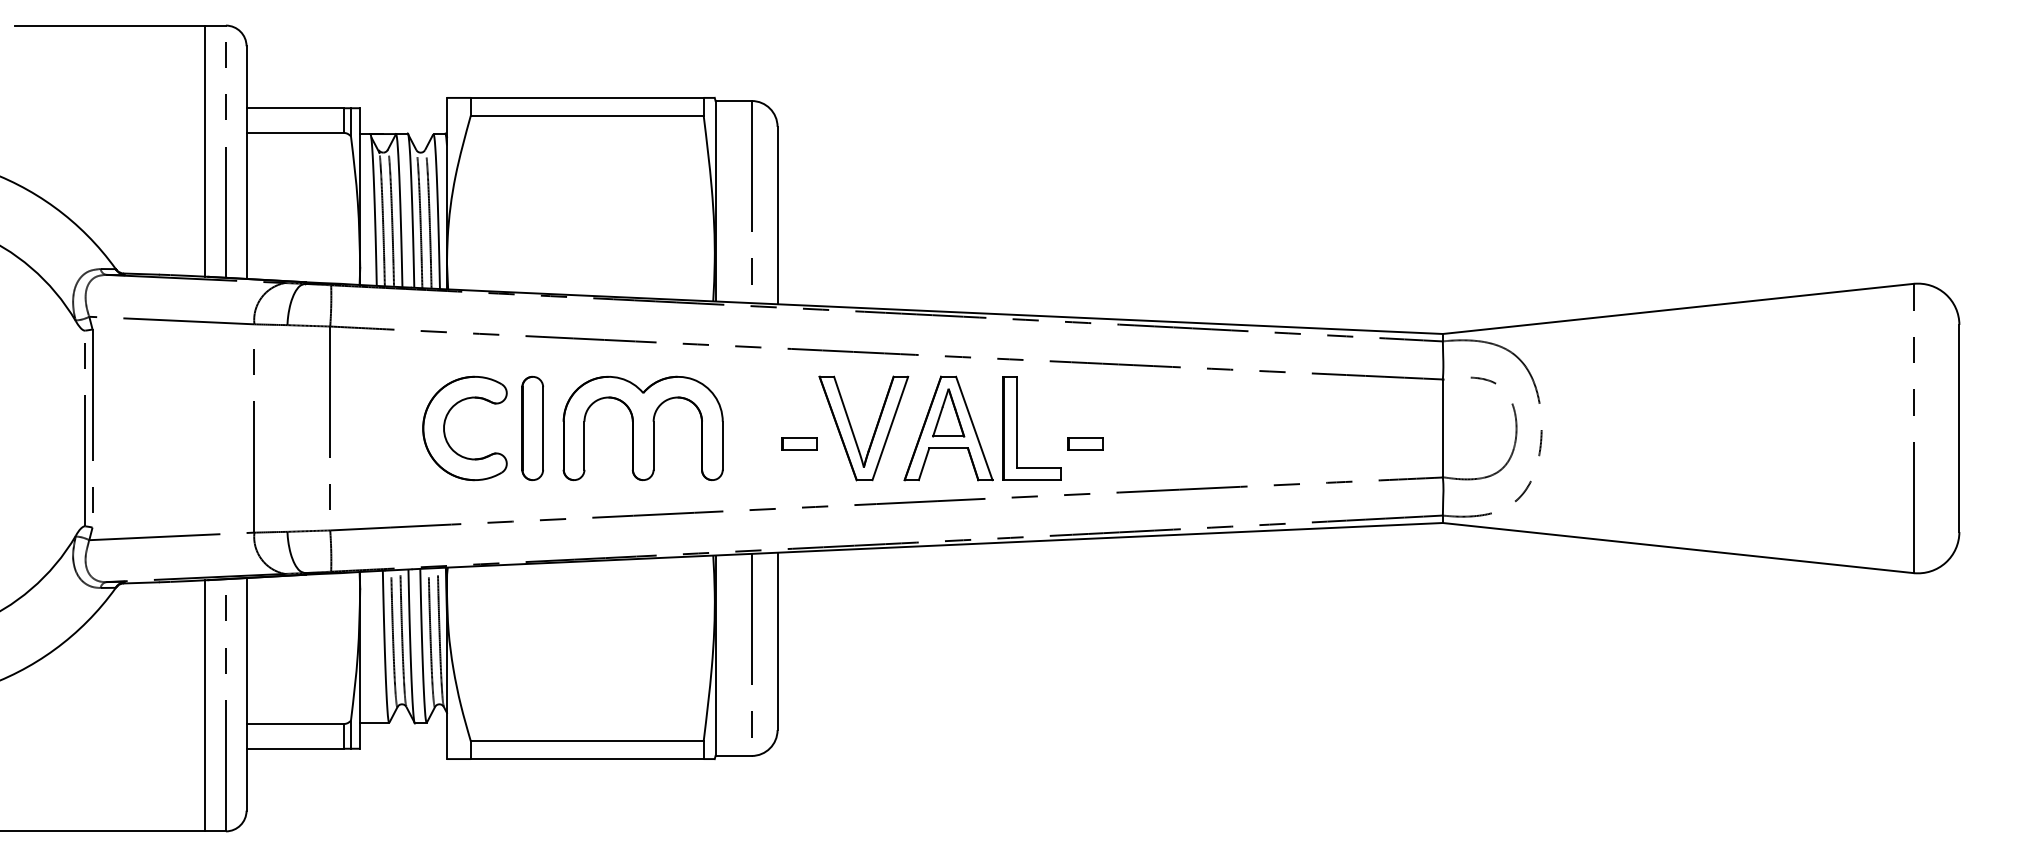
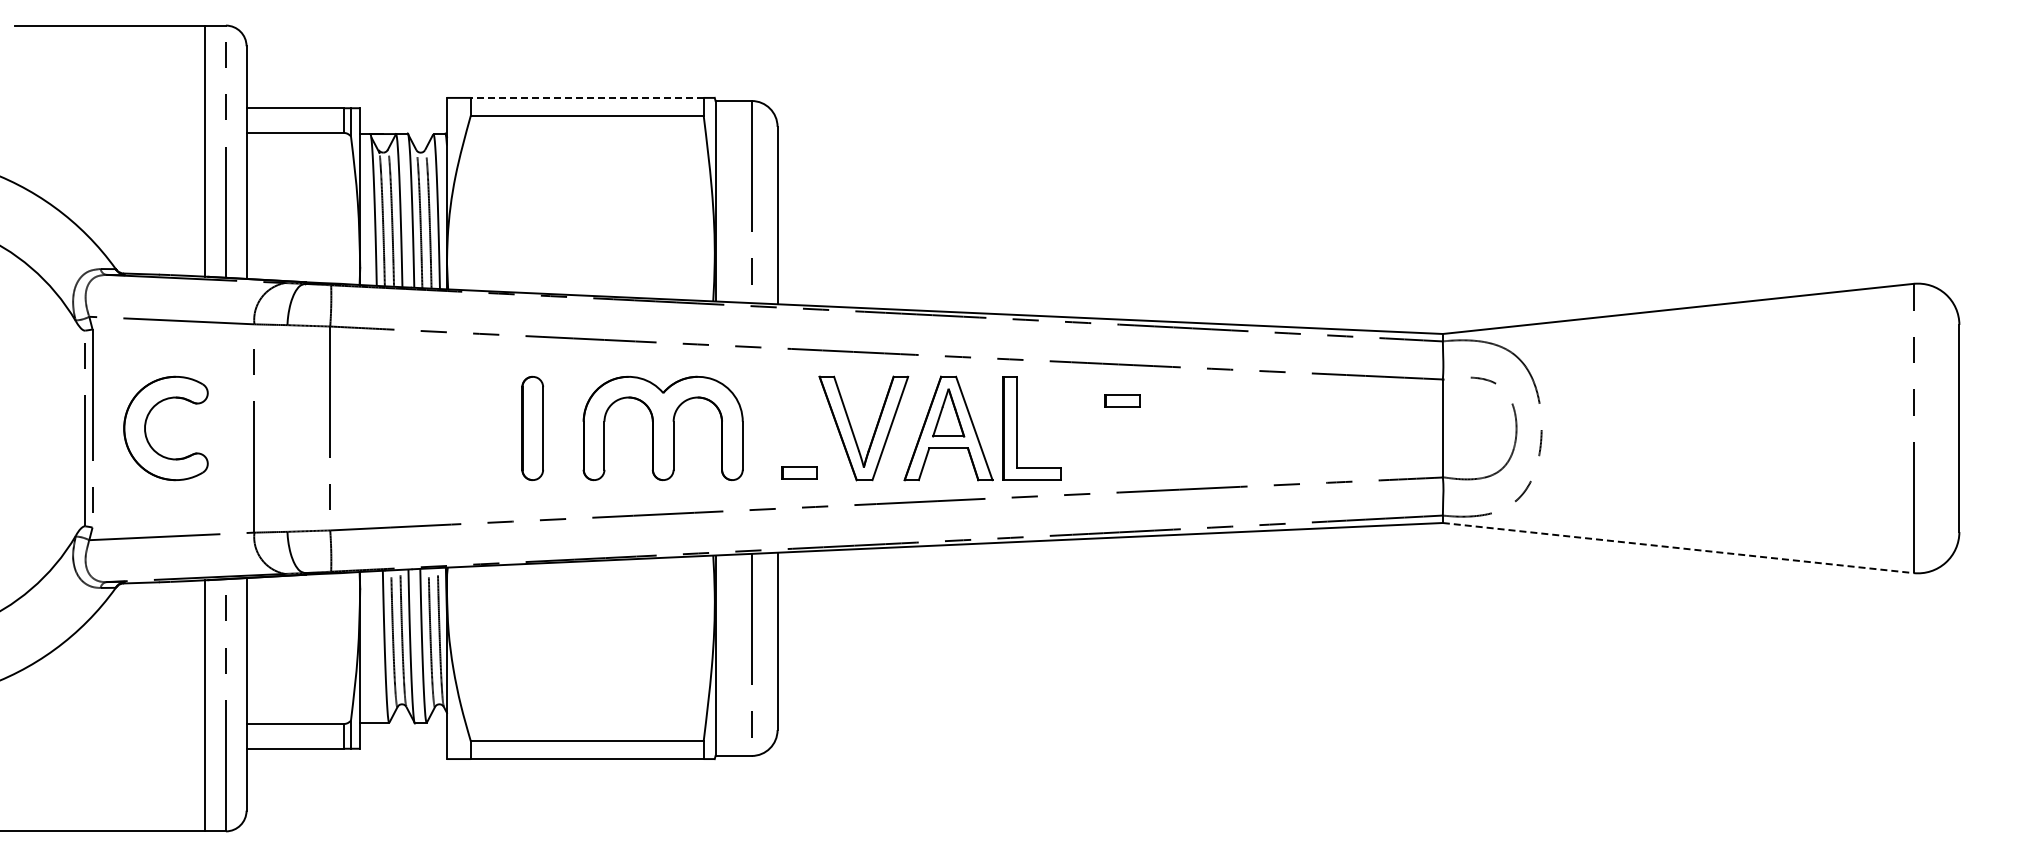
line: solid -> dashed (586, 97)
part position: (445, 424) -> (146, 424) (146, 424)
part position: (642, 428) -> (662, 428) (662, 428)
part position: (799, 443) -> (799, 472) (799, 472)
part position: (1085, 443) -> (1122, 400) (1122, 400)
line: solid -> dashed (1678, 548)
